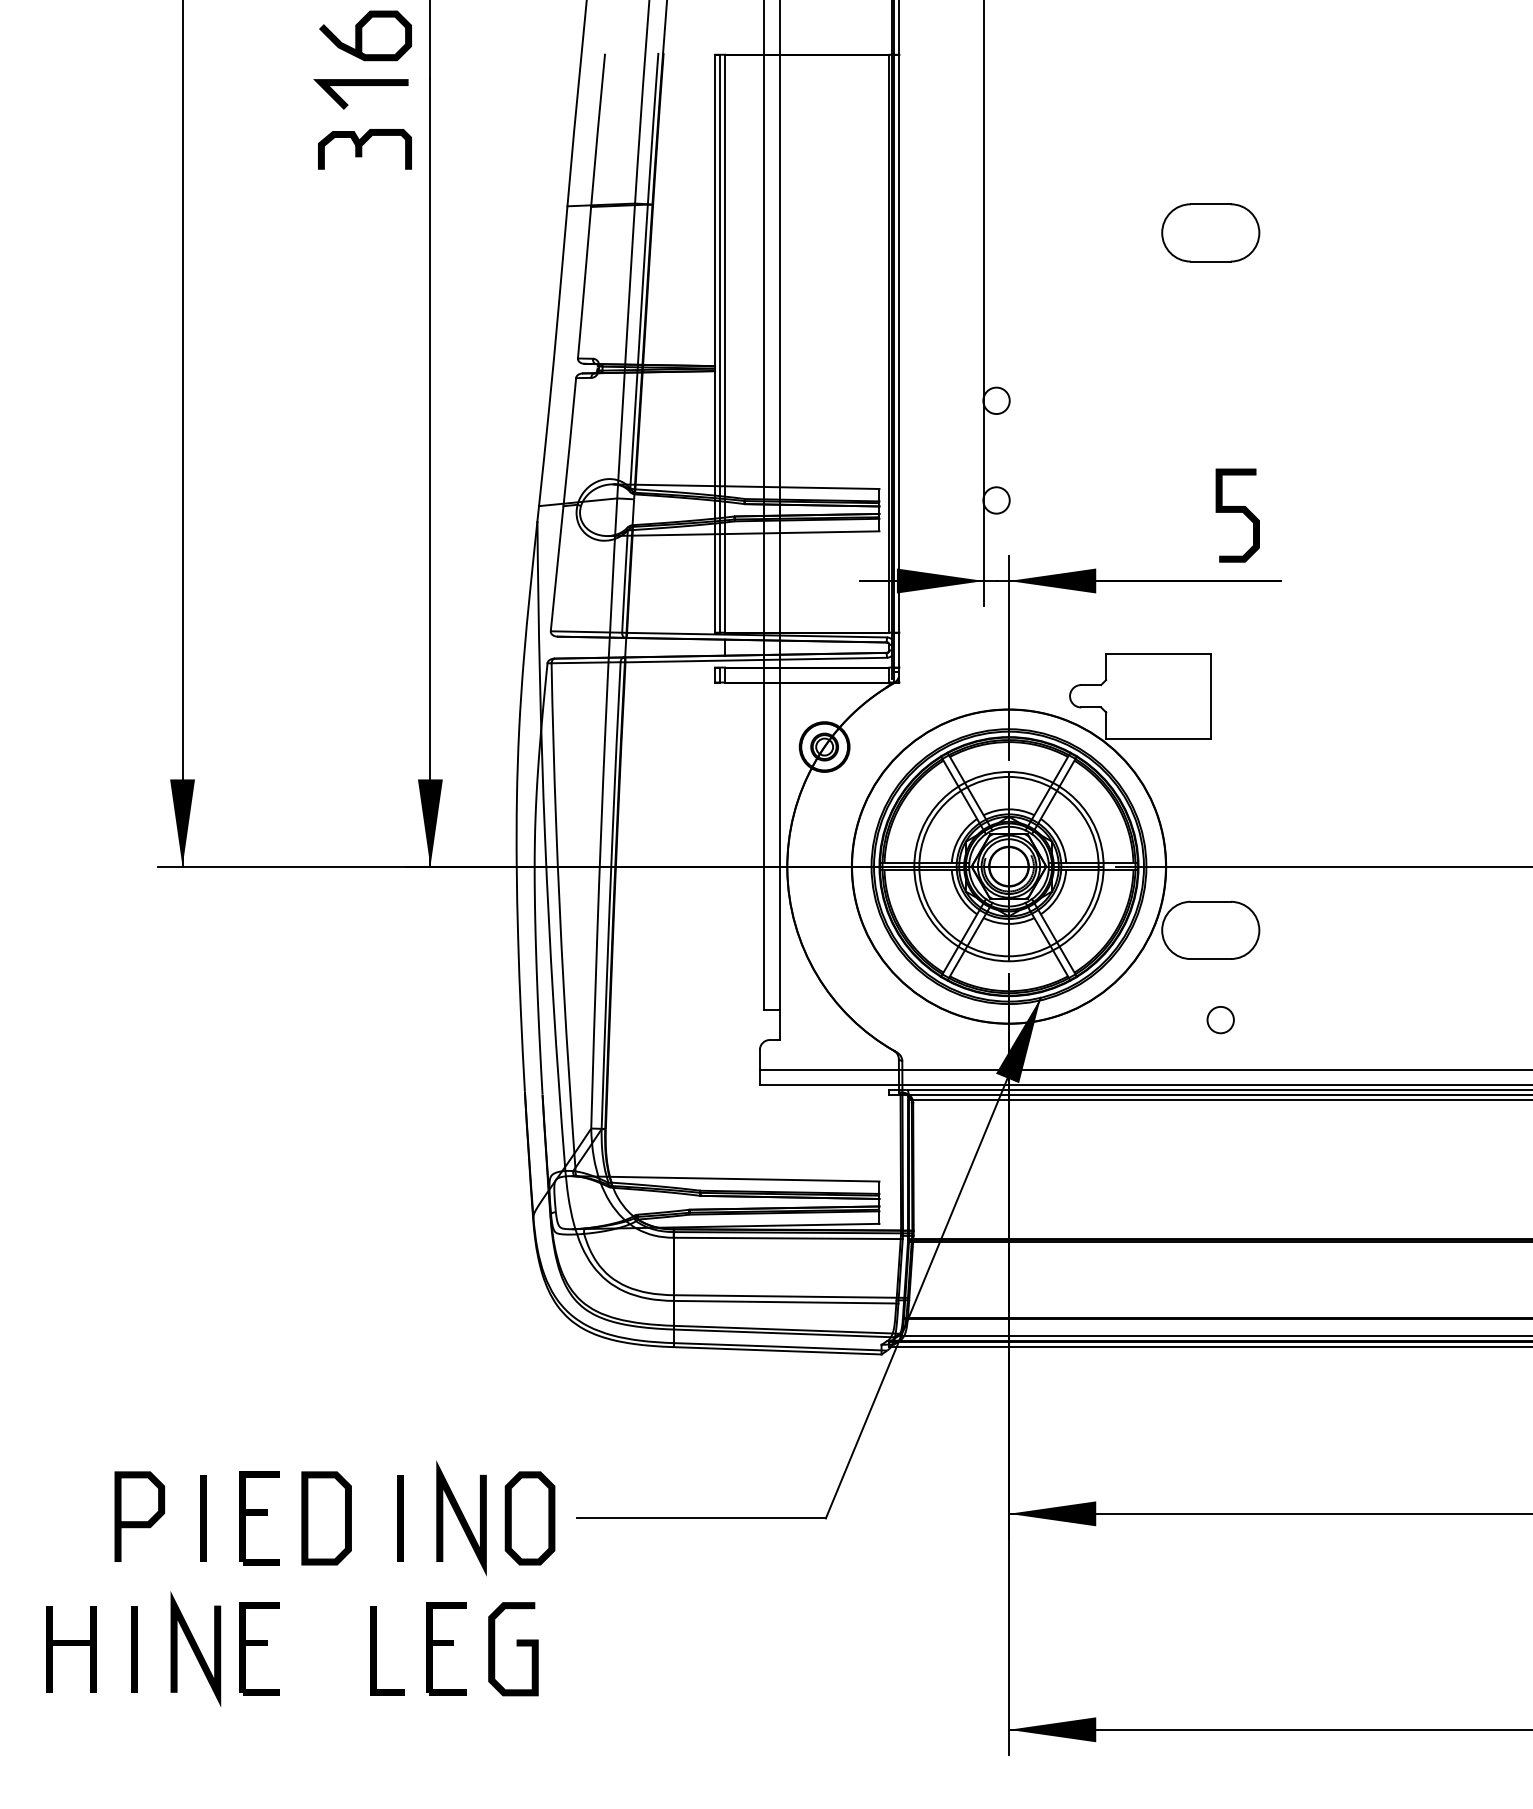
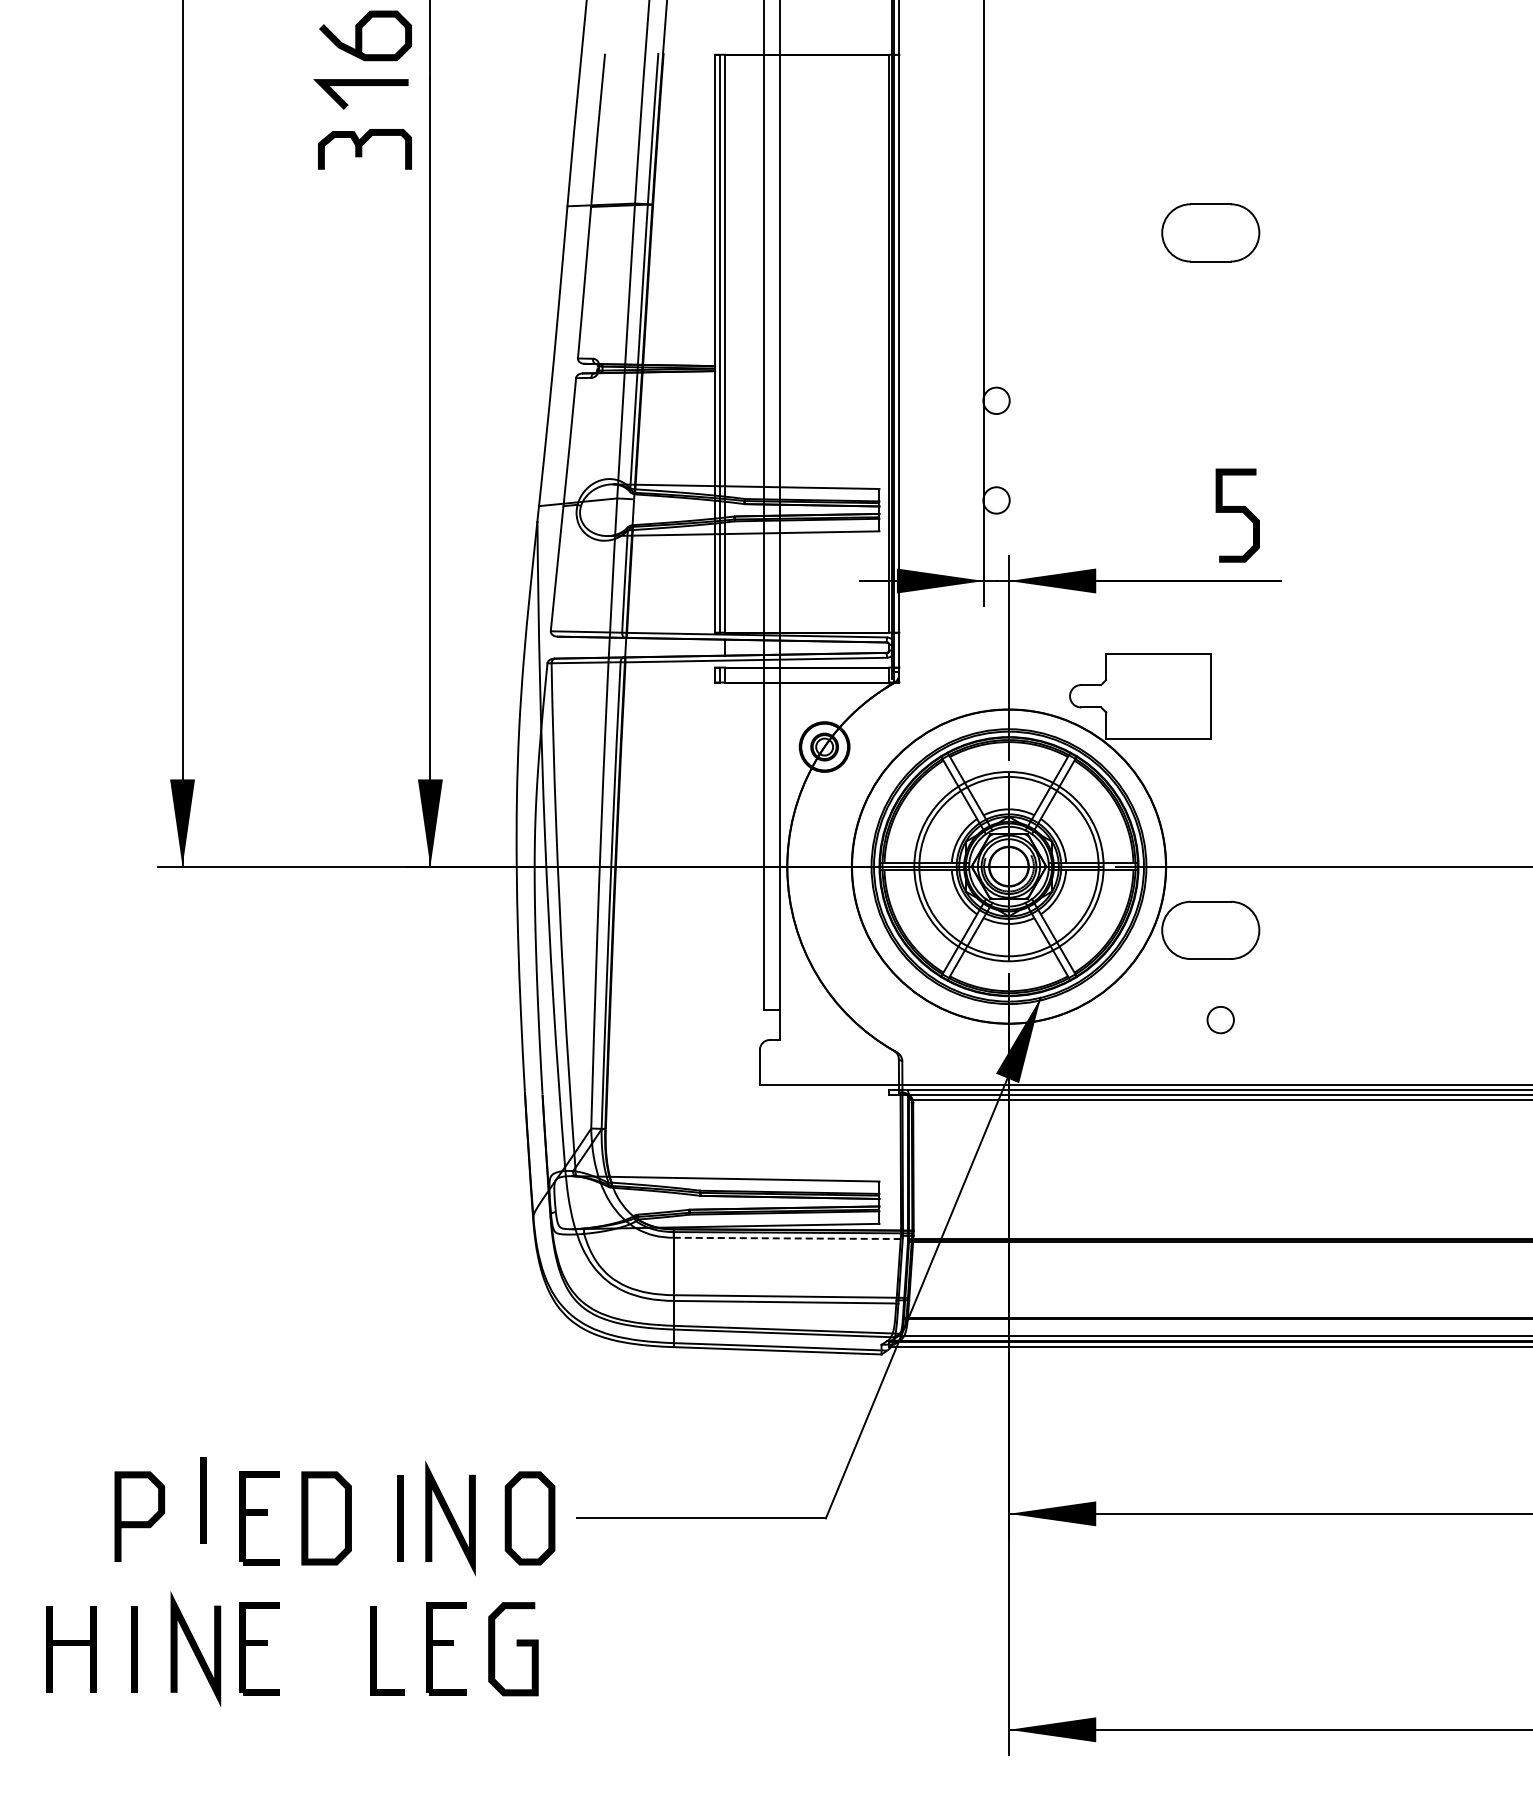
line: present -> none (1144, 1069)
line: solid -> dashed (788, 1238)
line position: (203, 1518) -> (203, 1500) (203, 1500)
line position: (461, 1518) -> (450, 1518) (450, 1518)
